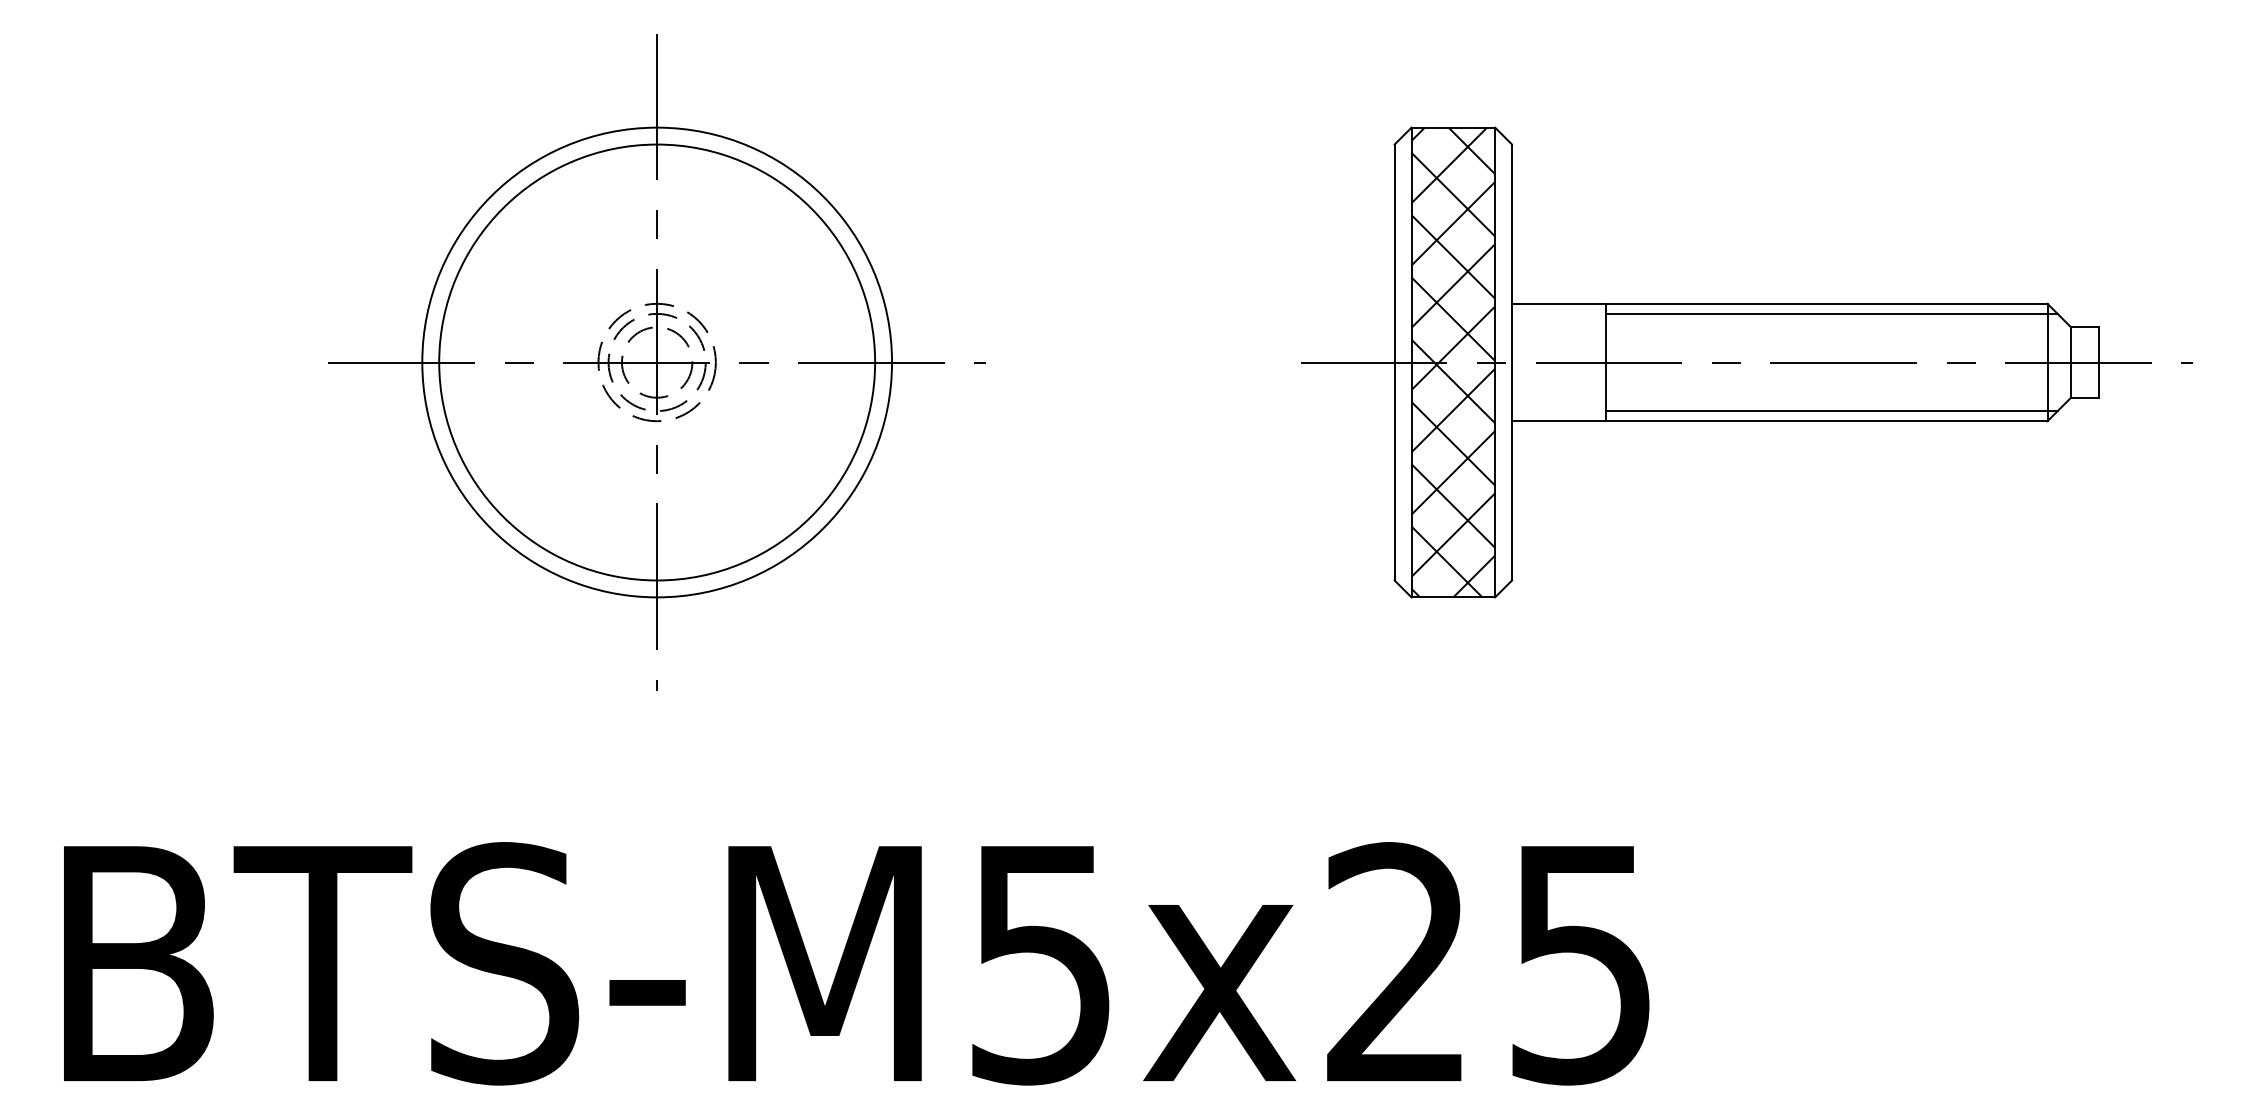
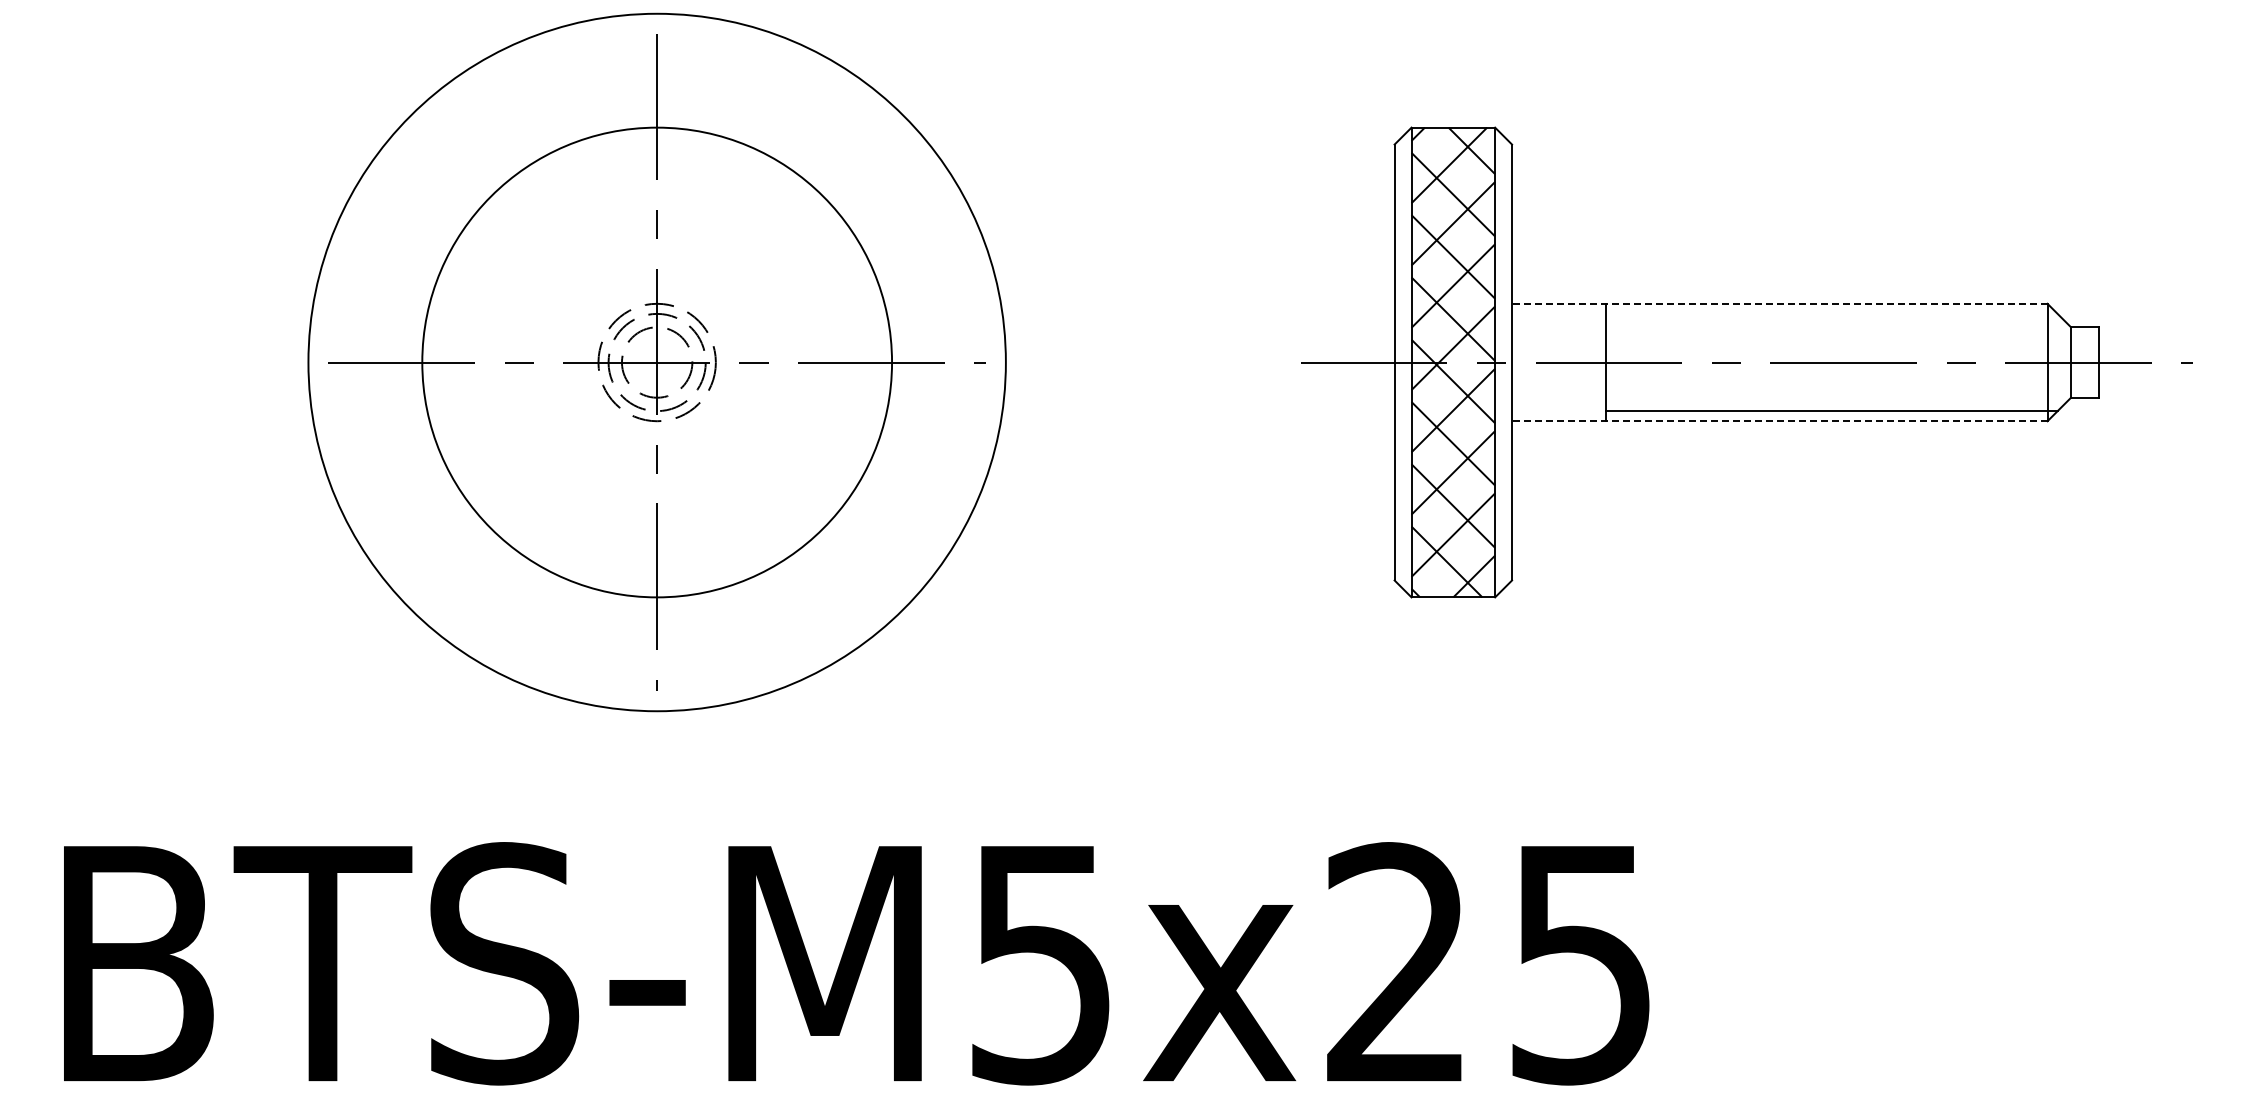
line: solid -> dashed (1779, 303)
line: present -> none (1831, 313)
circle diameter: 436 px -> 697 px (656, 362)
line: solid -> dashed (1779, 421)
